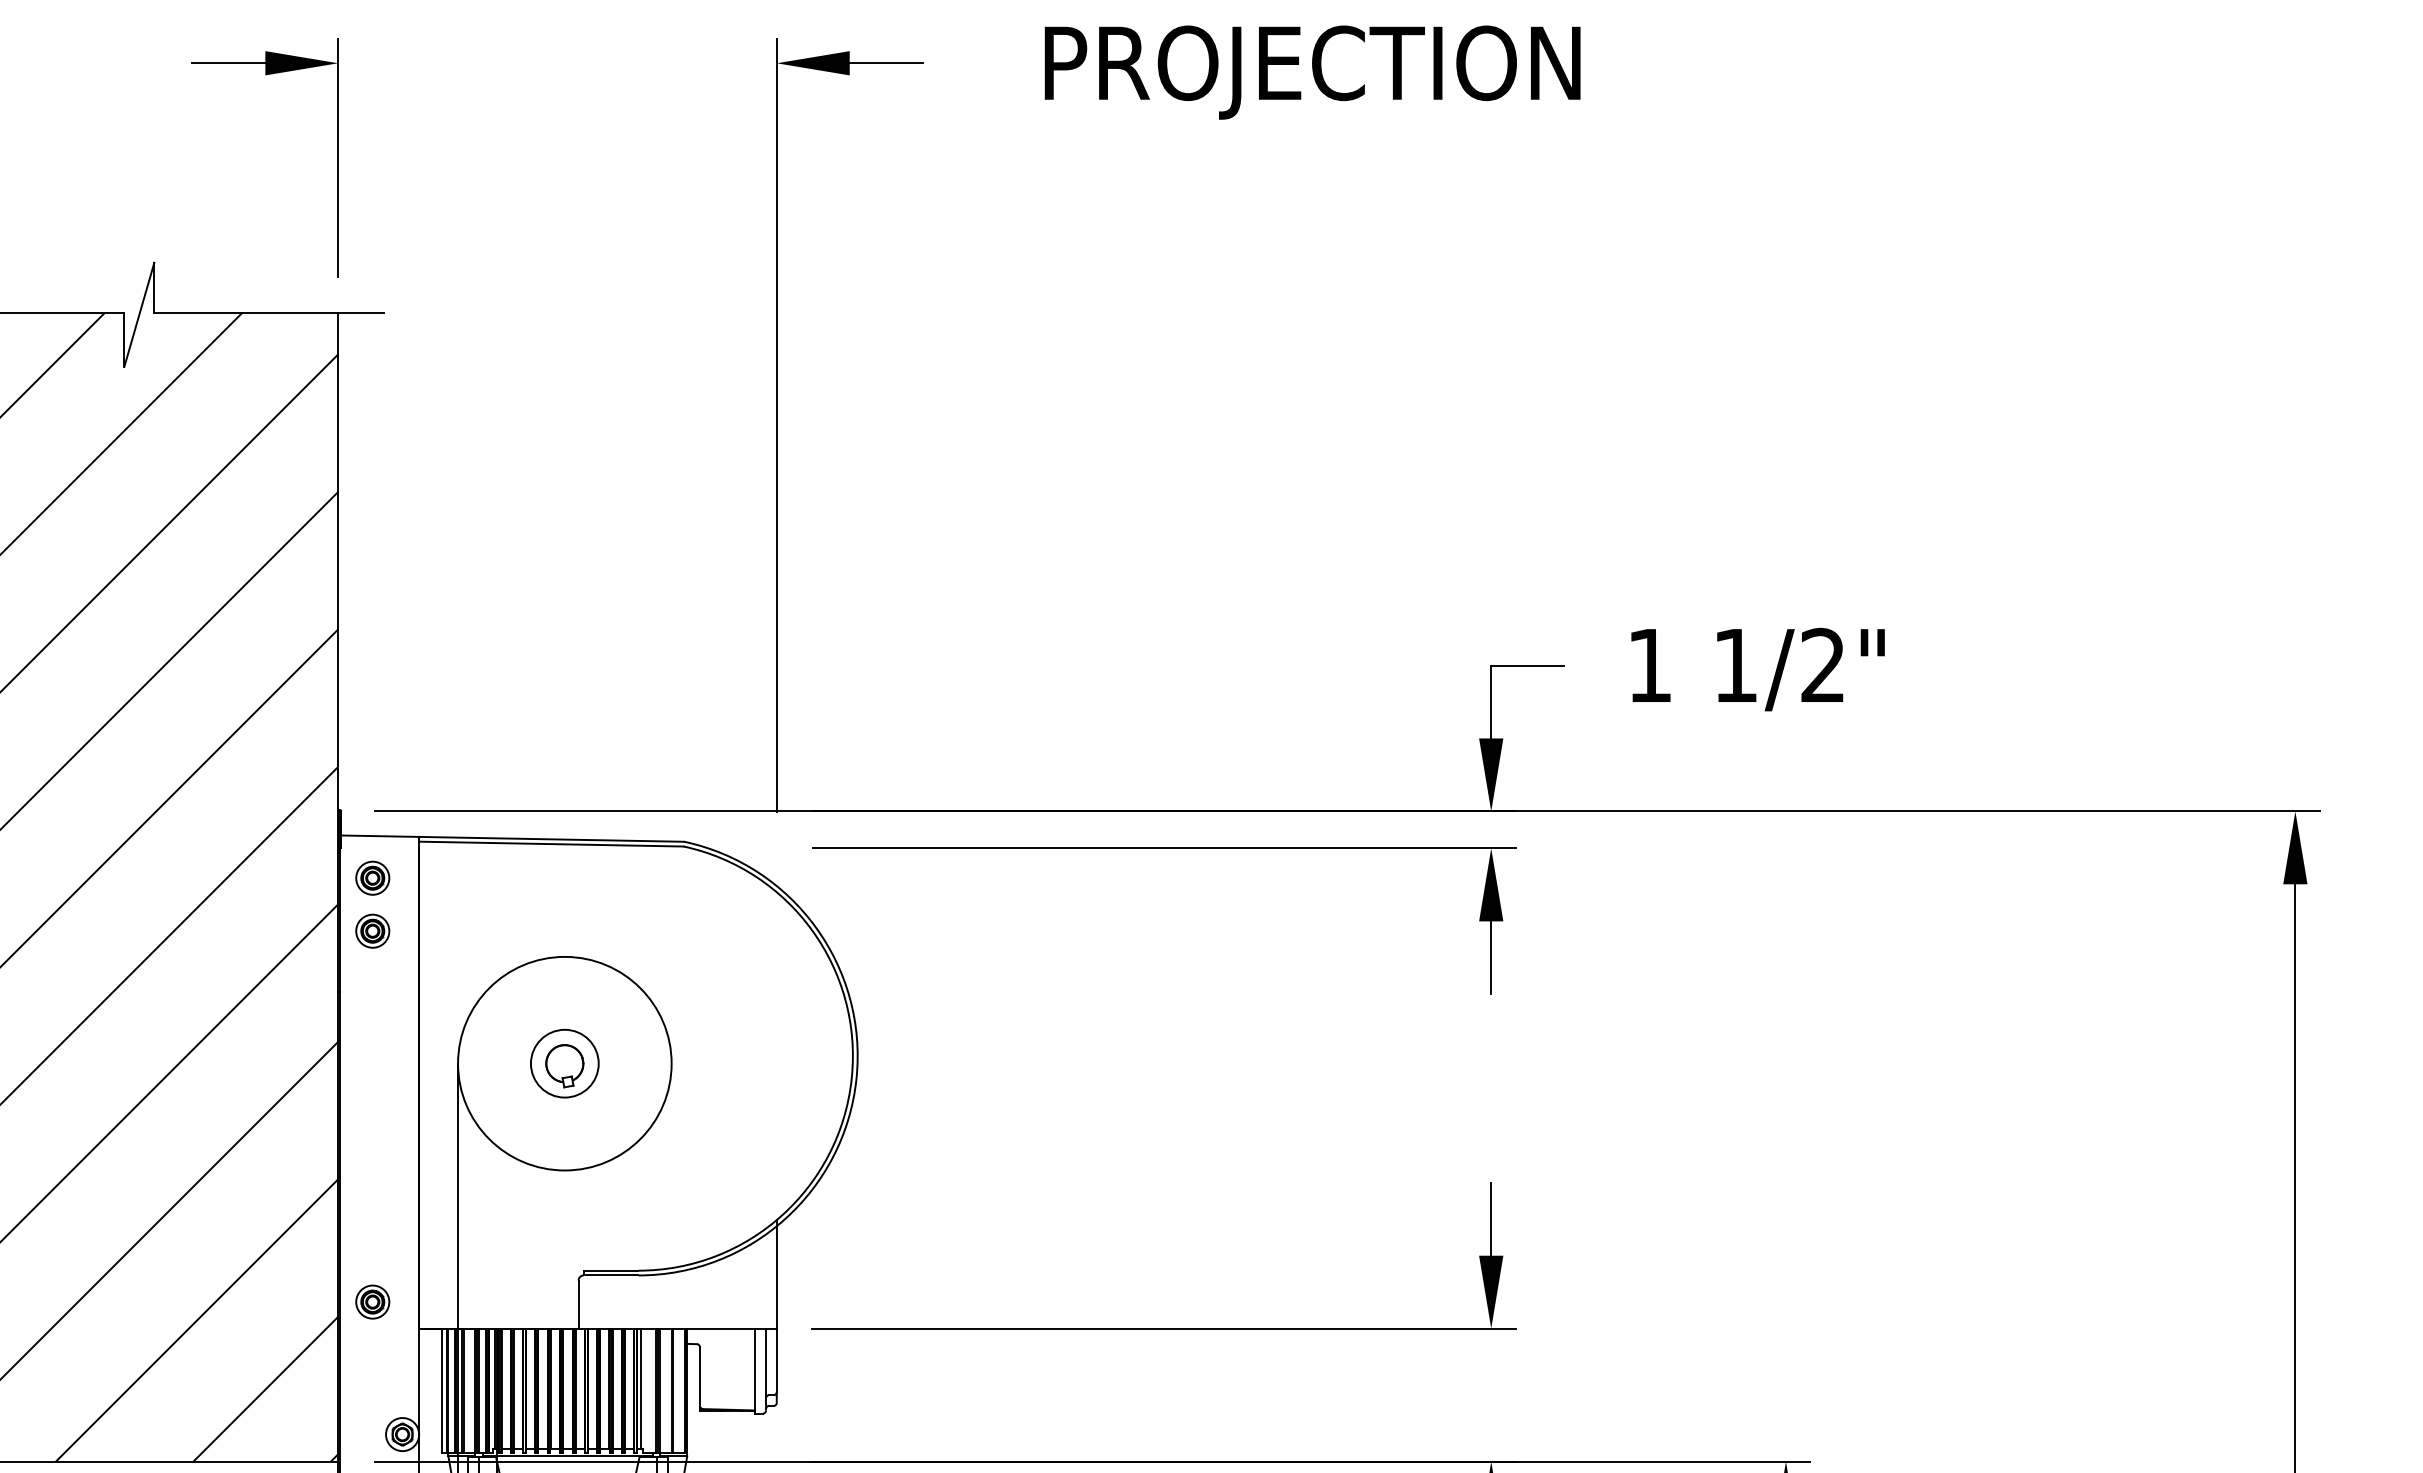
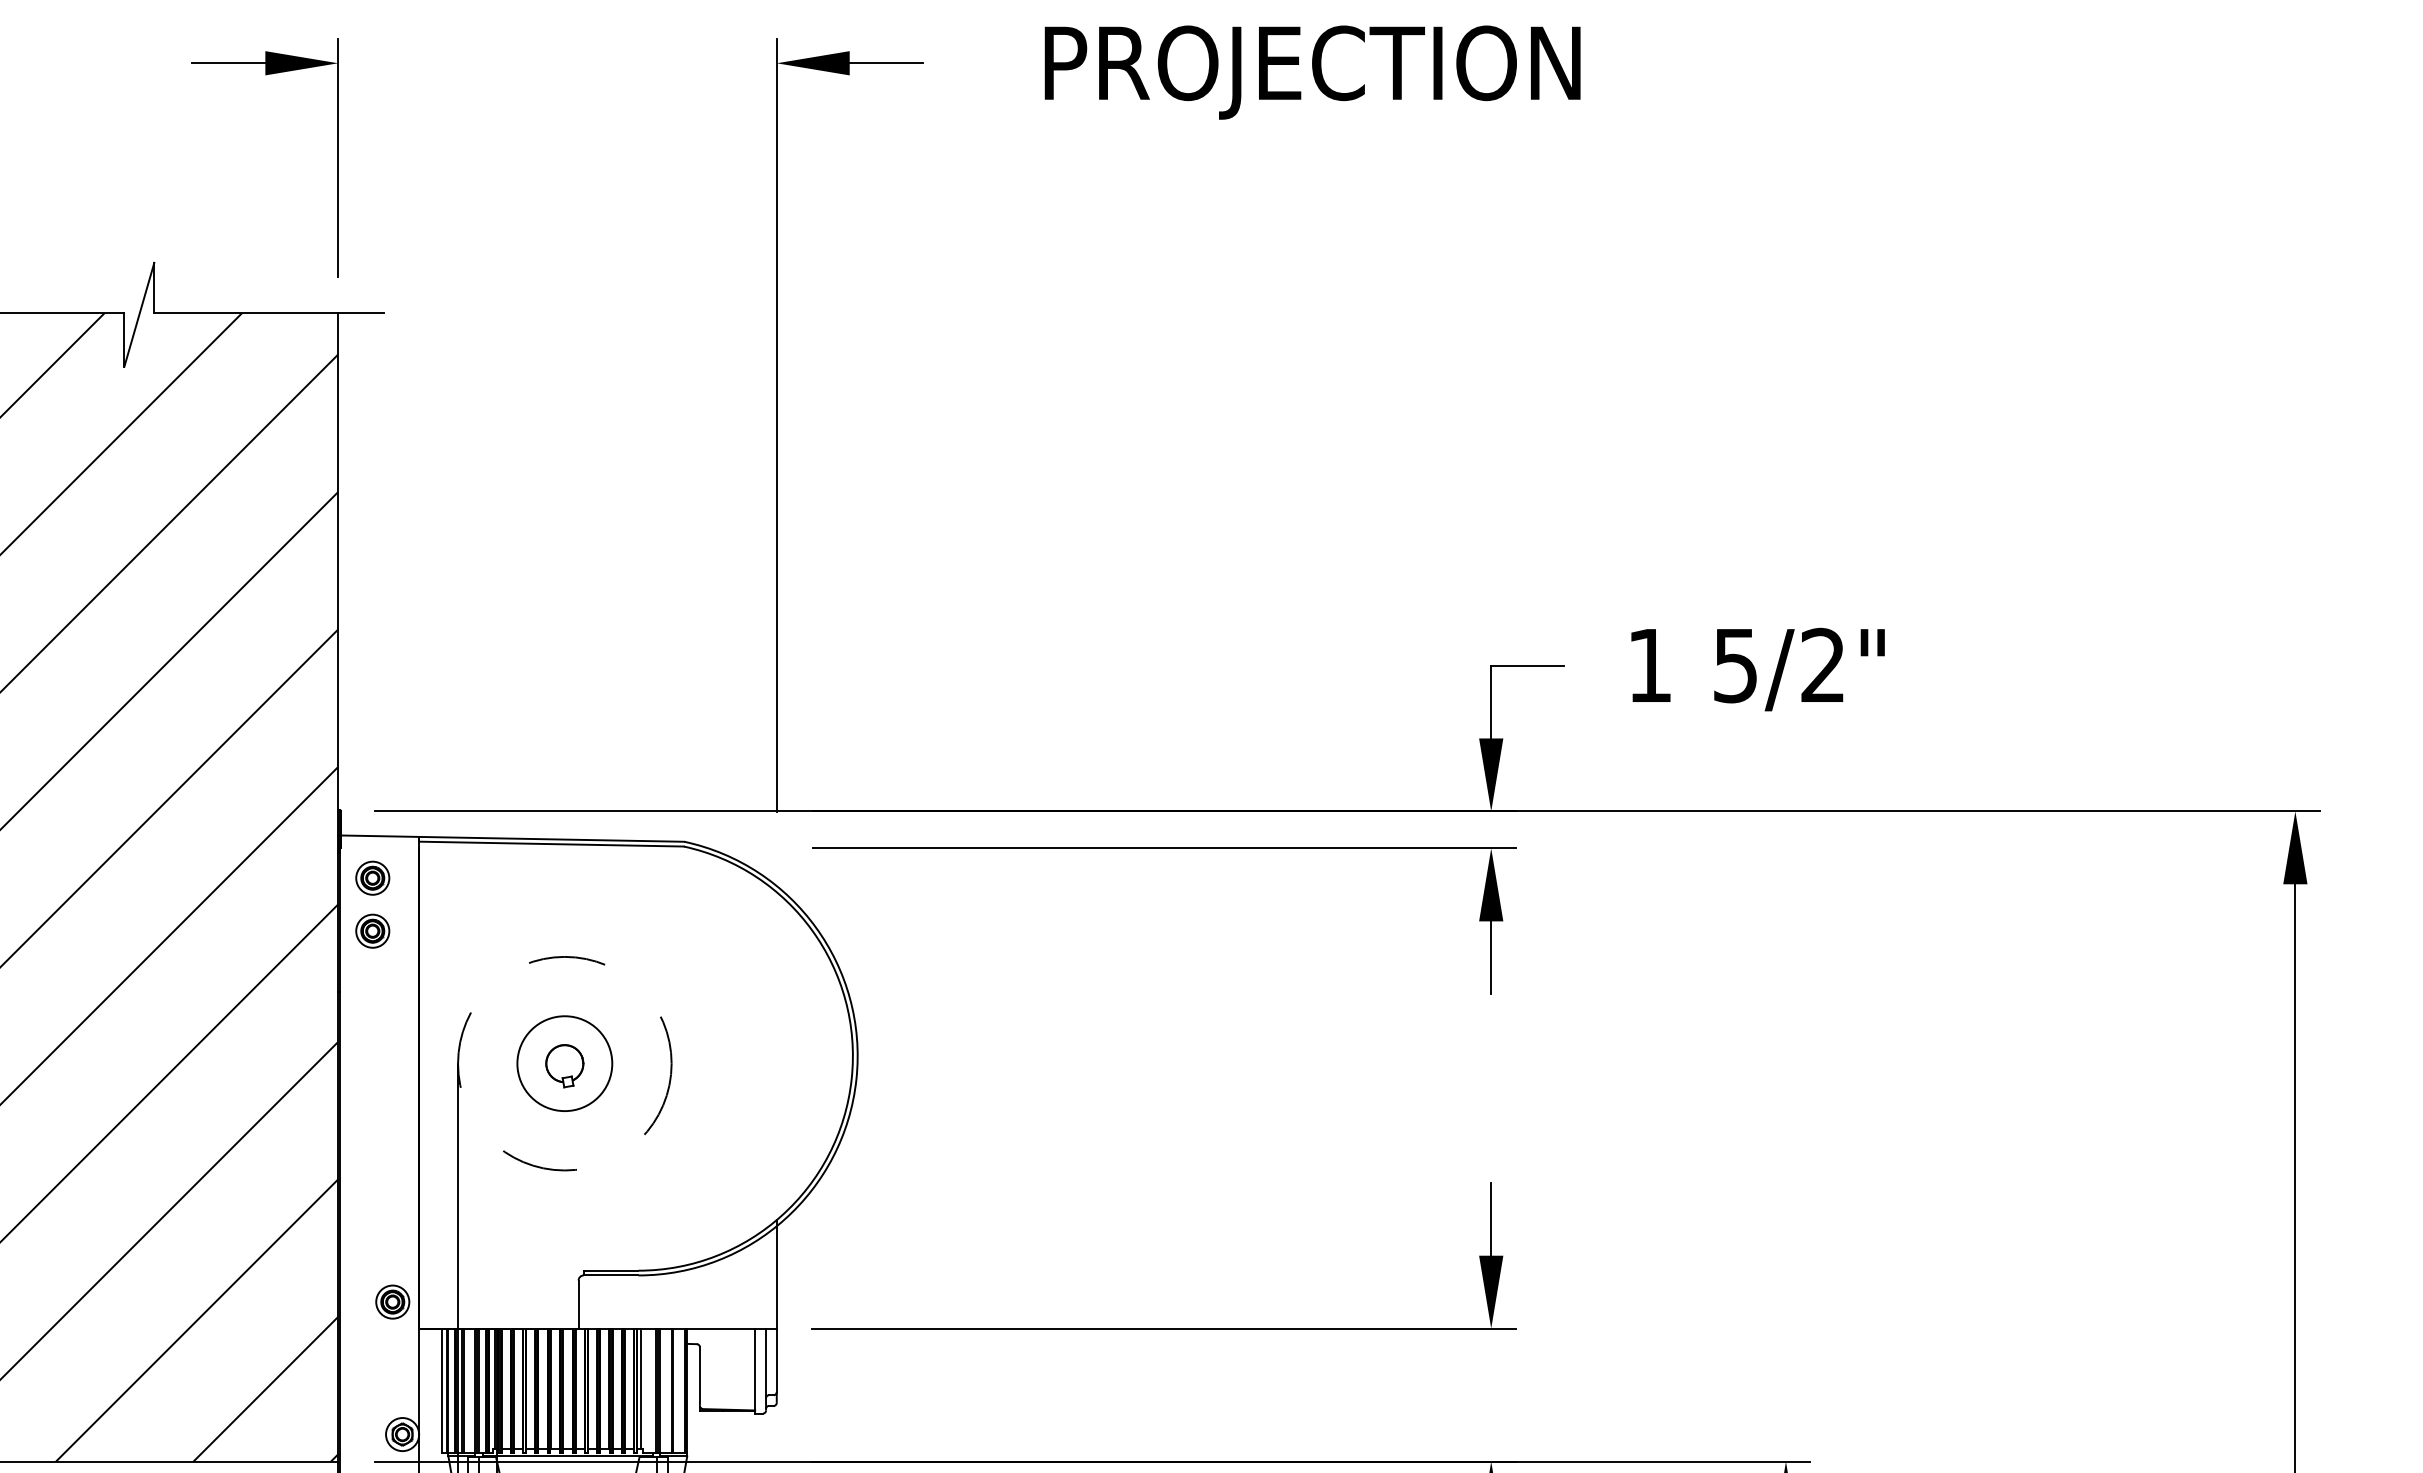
text: 1/2" -> 5/2" (1735, 666)
circle diameter: 68 px -> 95 px (564, 1063)
circle: solid -> dashed (564, 1063)
part position: (372, 1301) -> (392, 1301) (392, 1301)
